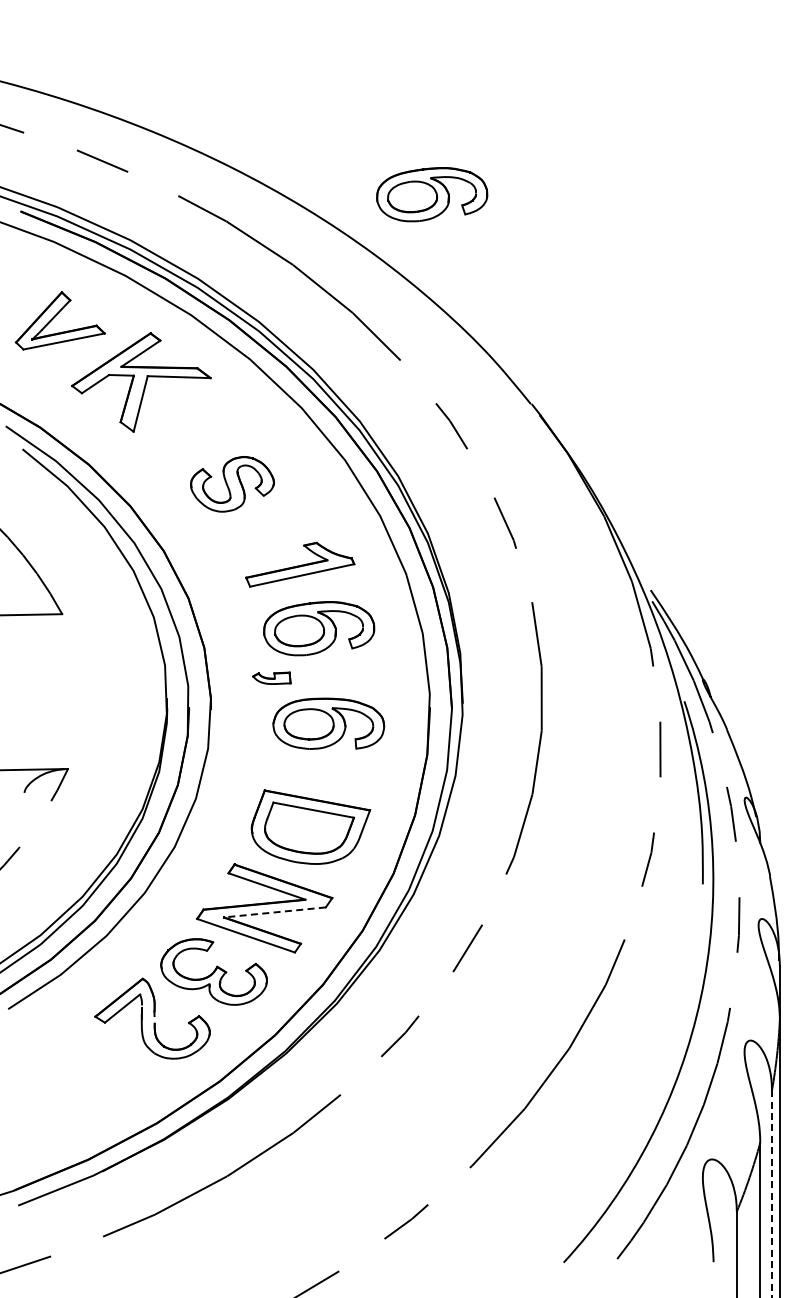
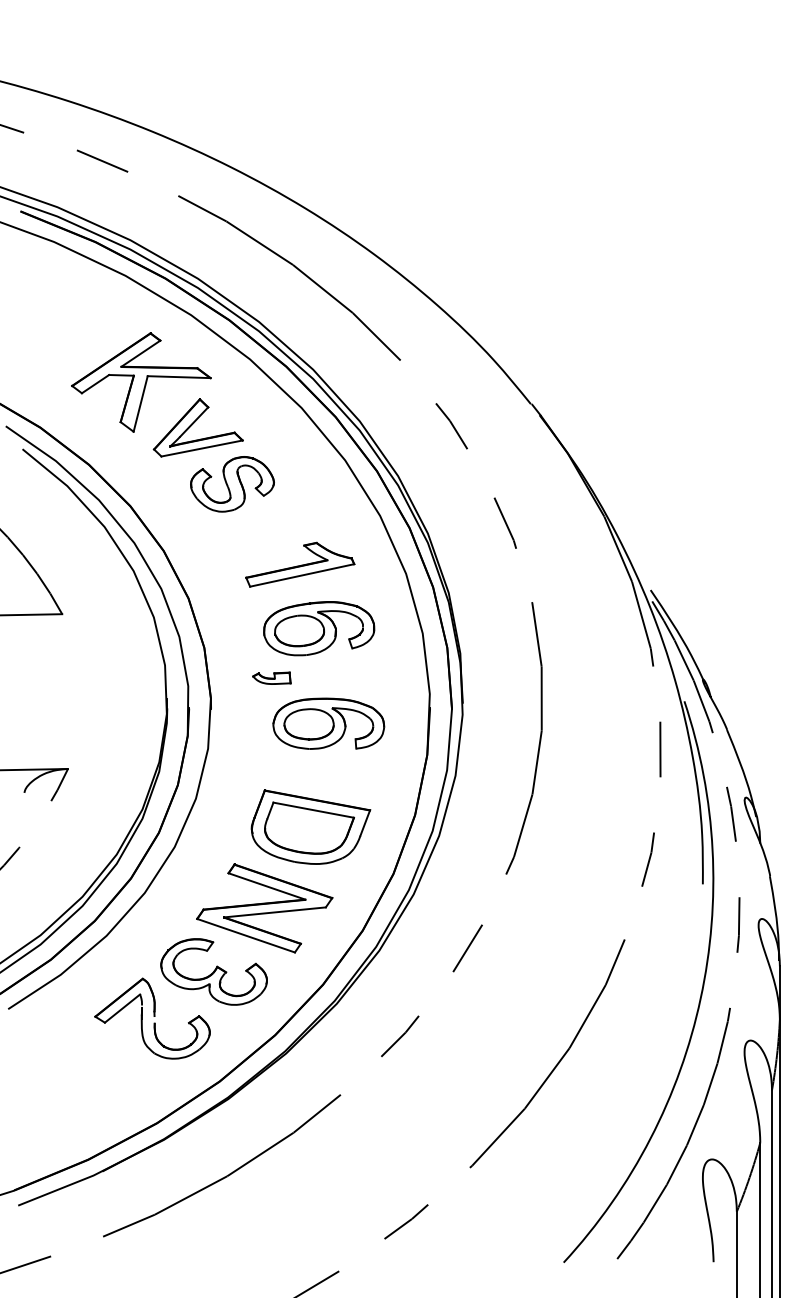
part: present -> none (432, 194)
part position: (59, 320) -> (197, 427) (197, 427)
line: dashed -> solid (274, 912)
line: dashed -> solid (772, 1194)
